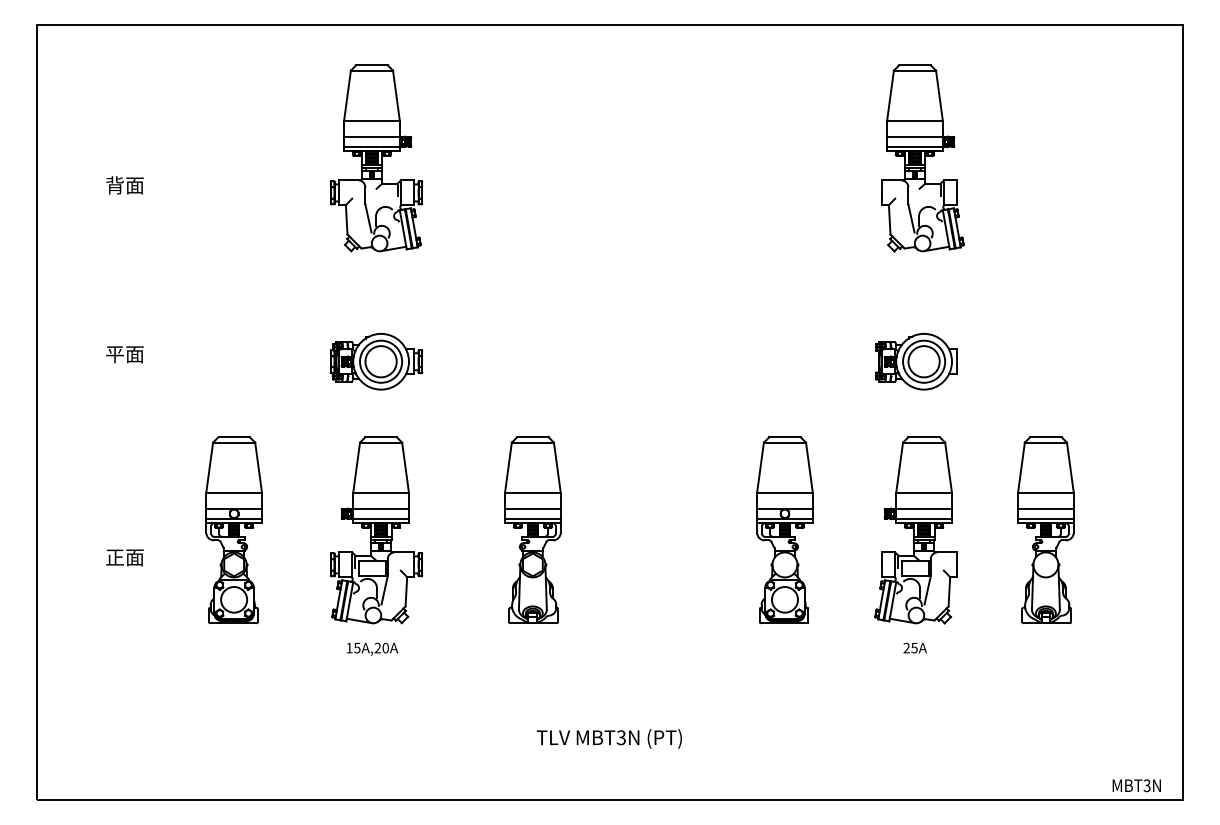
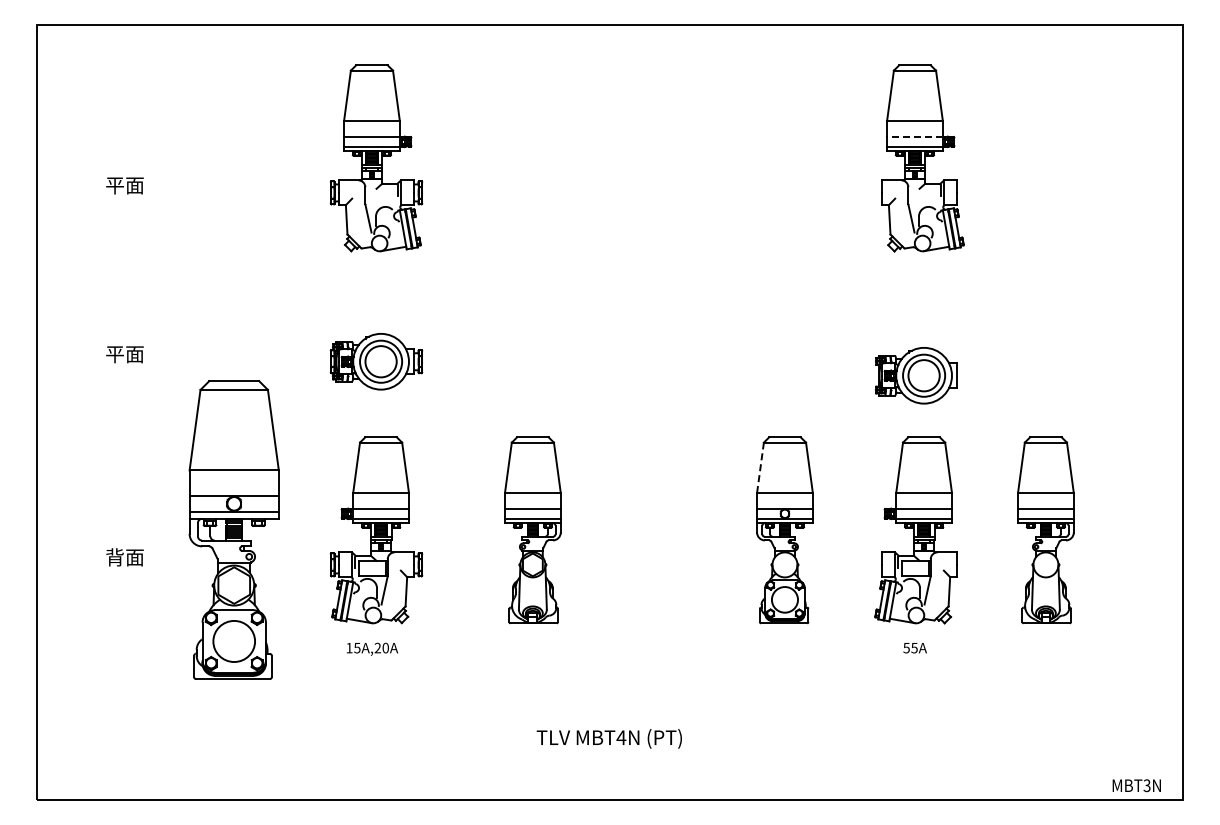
line: solid -> dashed (914, 136)
text: 背面 -> 平面 (114, 185)
part position: (916, 361) -> (916, 375) (916, 375)
line: solid -> dashed (760, 467)
part size: 58x189 px -> 92x300 px (233, 529)
text: 正面 -> 背面 (114, 557)
text: 25A -> 55A (906, 647)
text: MBT3N -> MBT4N (621, 737)
